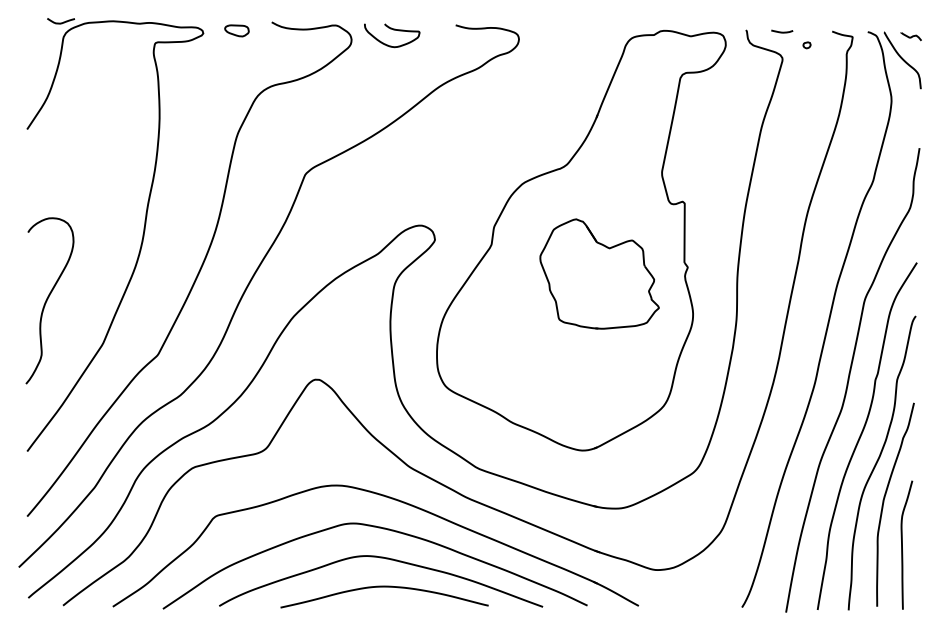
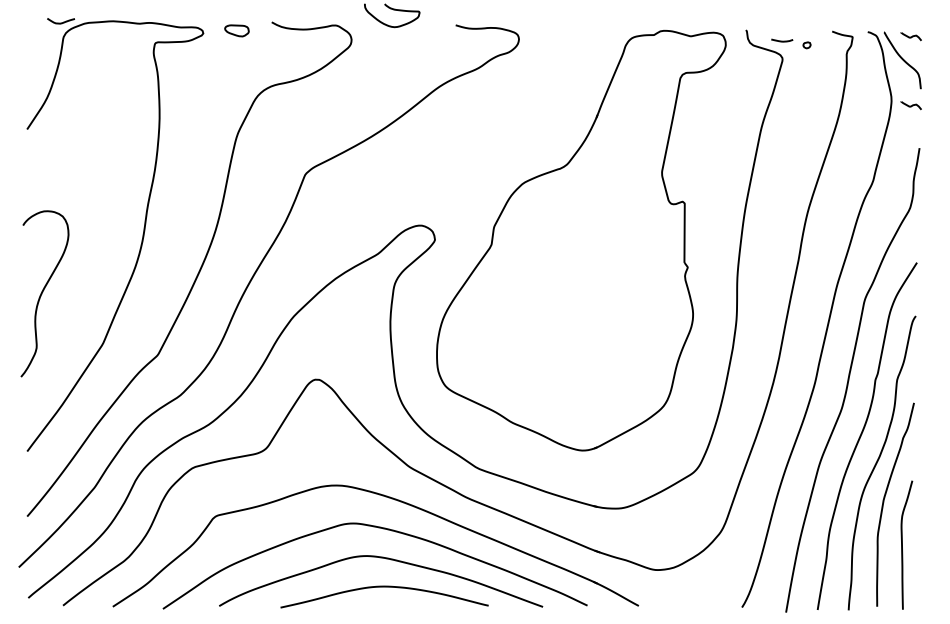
curve position: (393, 30) -> (393, 10) (393, 10)
curve position: (782, 31) -> (782, 40) (782, 40)
curve: none -> present (910, 105)
part: present -> none (599, 273)
curve position: (48, 299) -> (43, 292) (43, 292)
